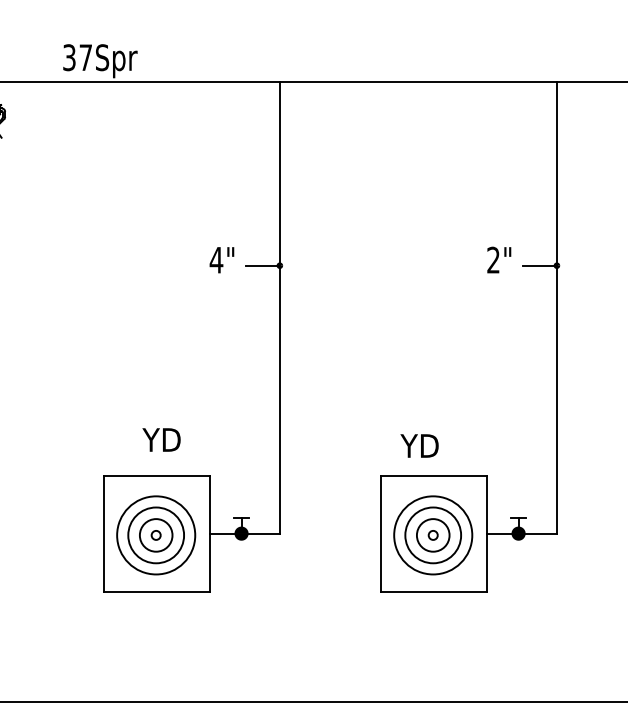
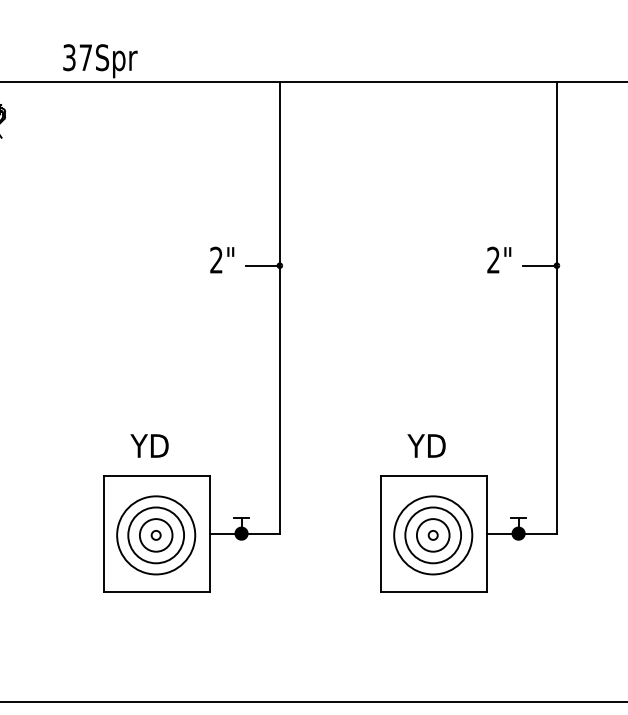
text: 4" -> 2" (216, 259)
text position: (161, 439) -> (149, 445) (149, 445)
text position: (419, 445) -> (426, 445) (426, 445)
